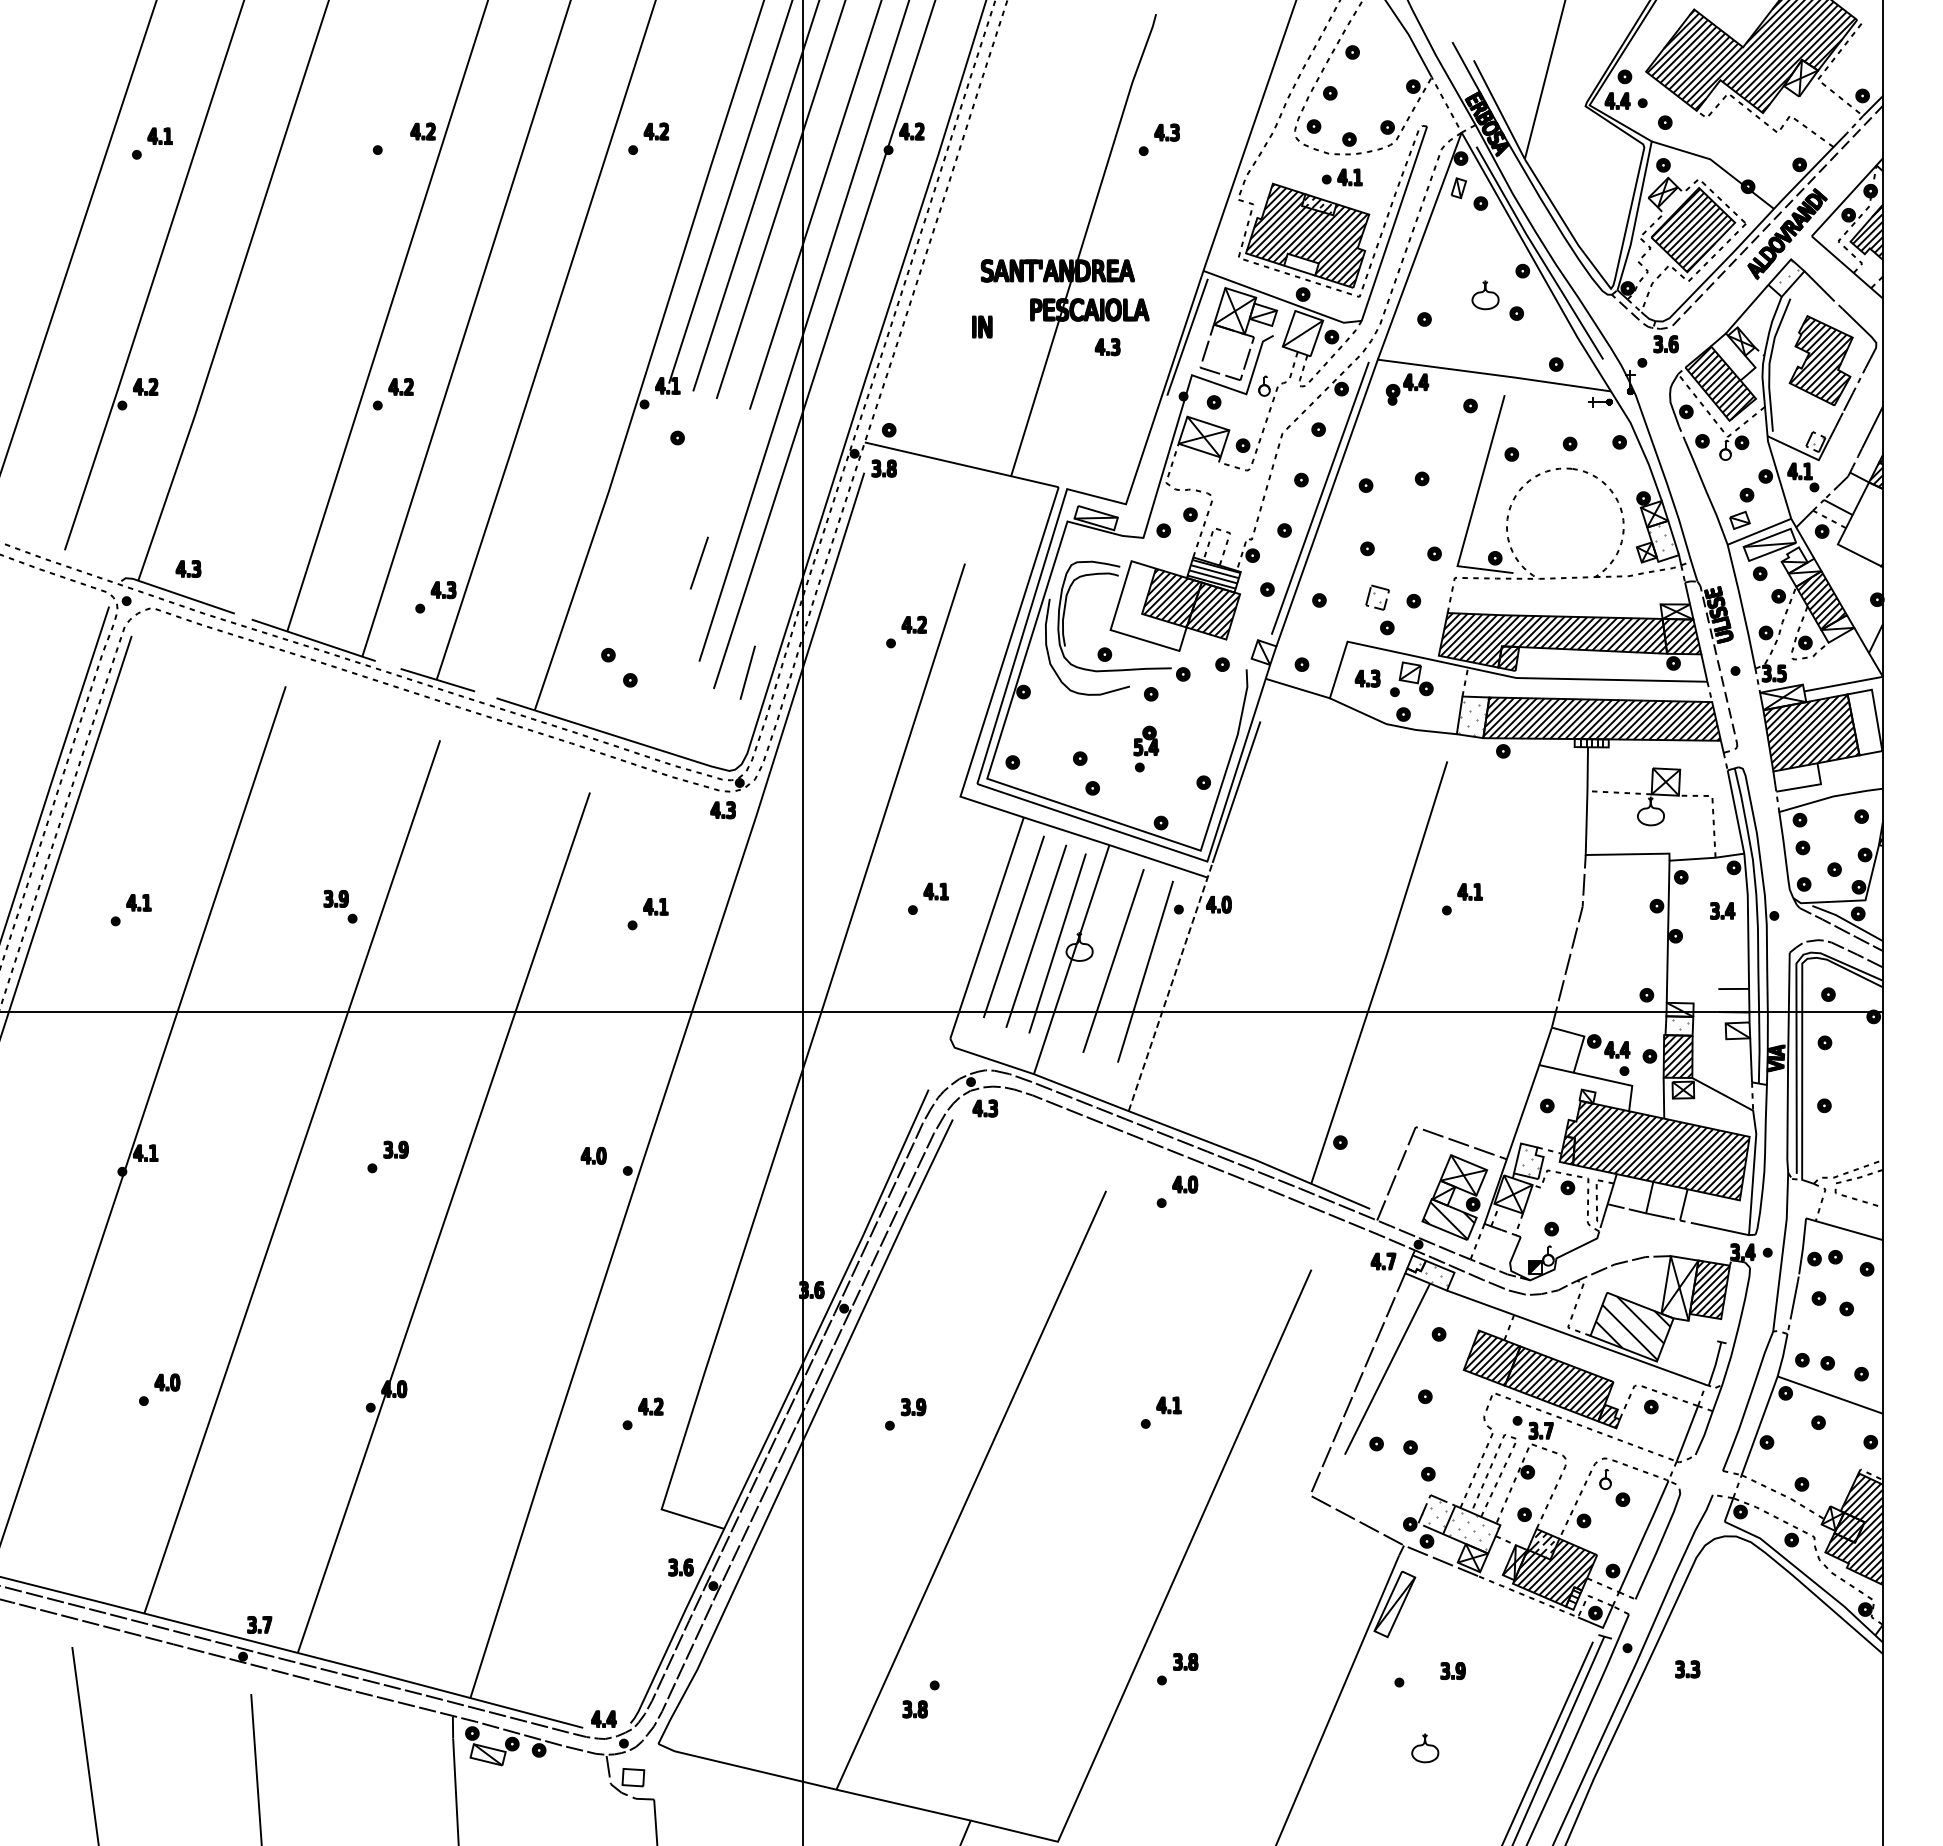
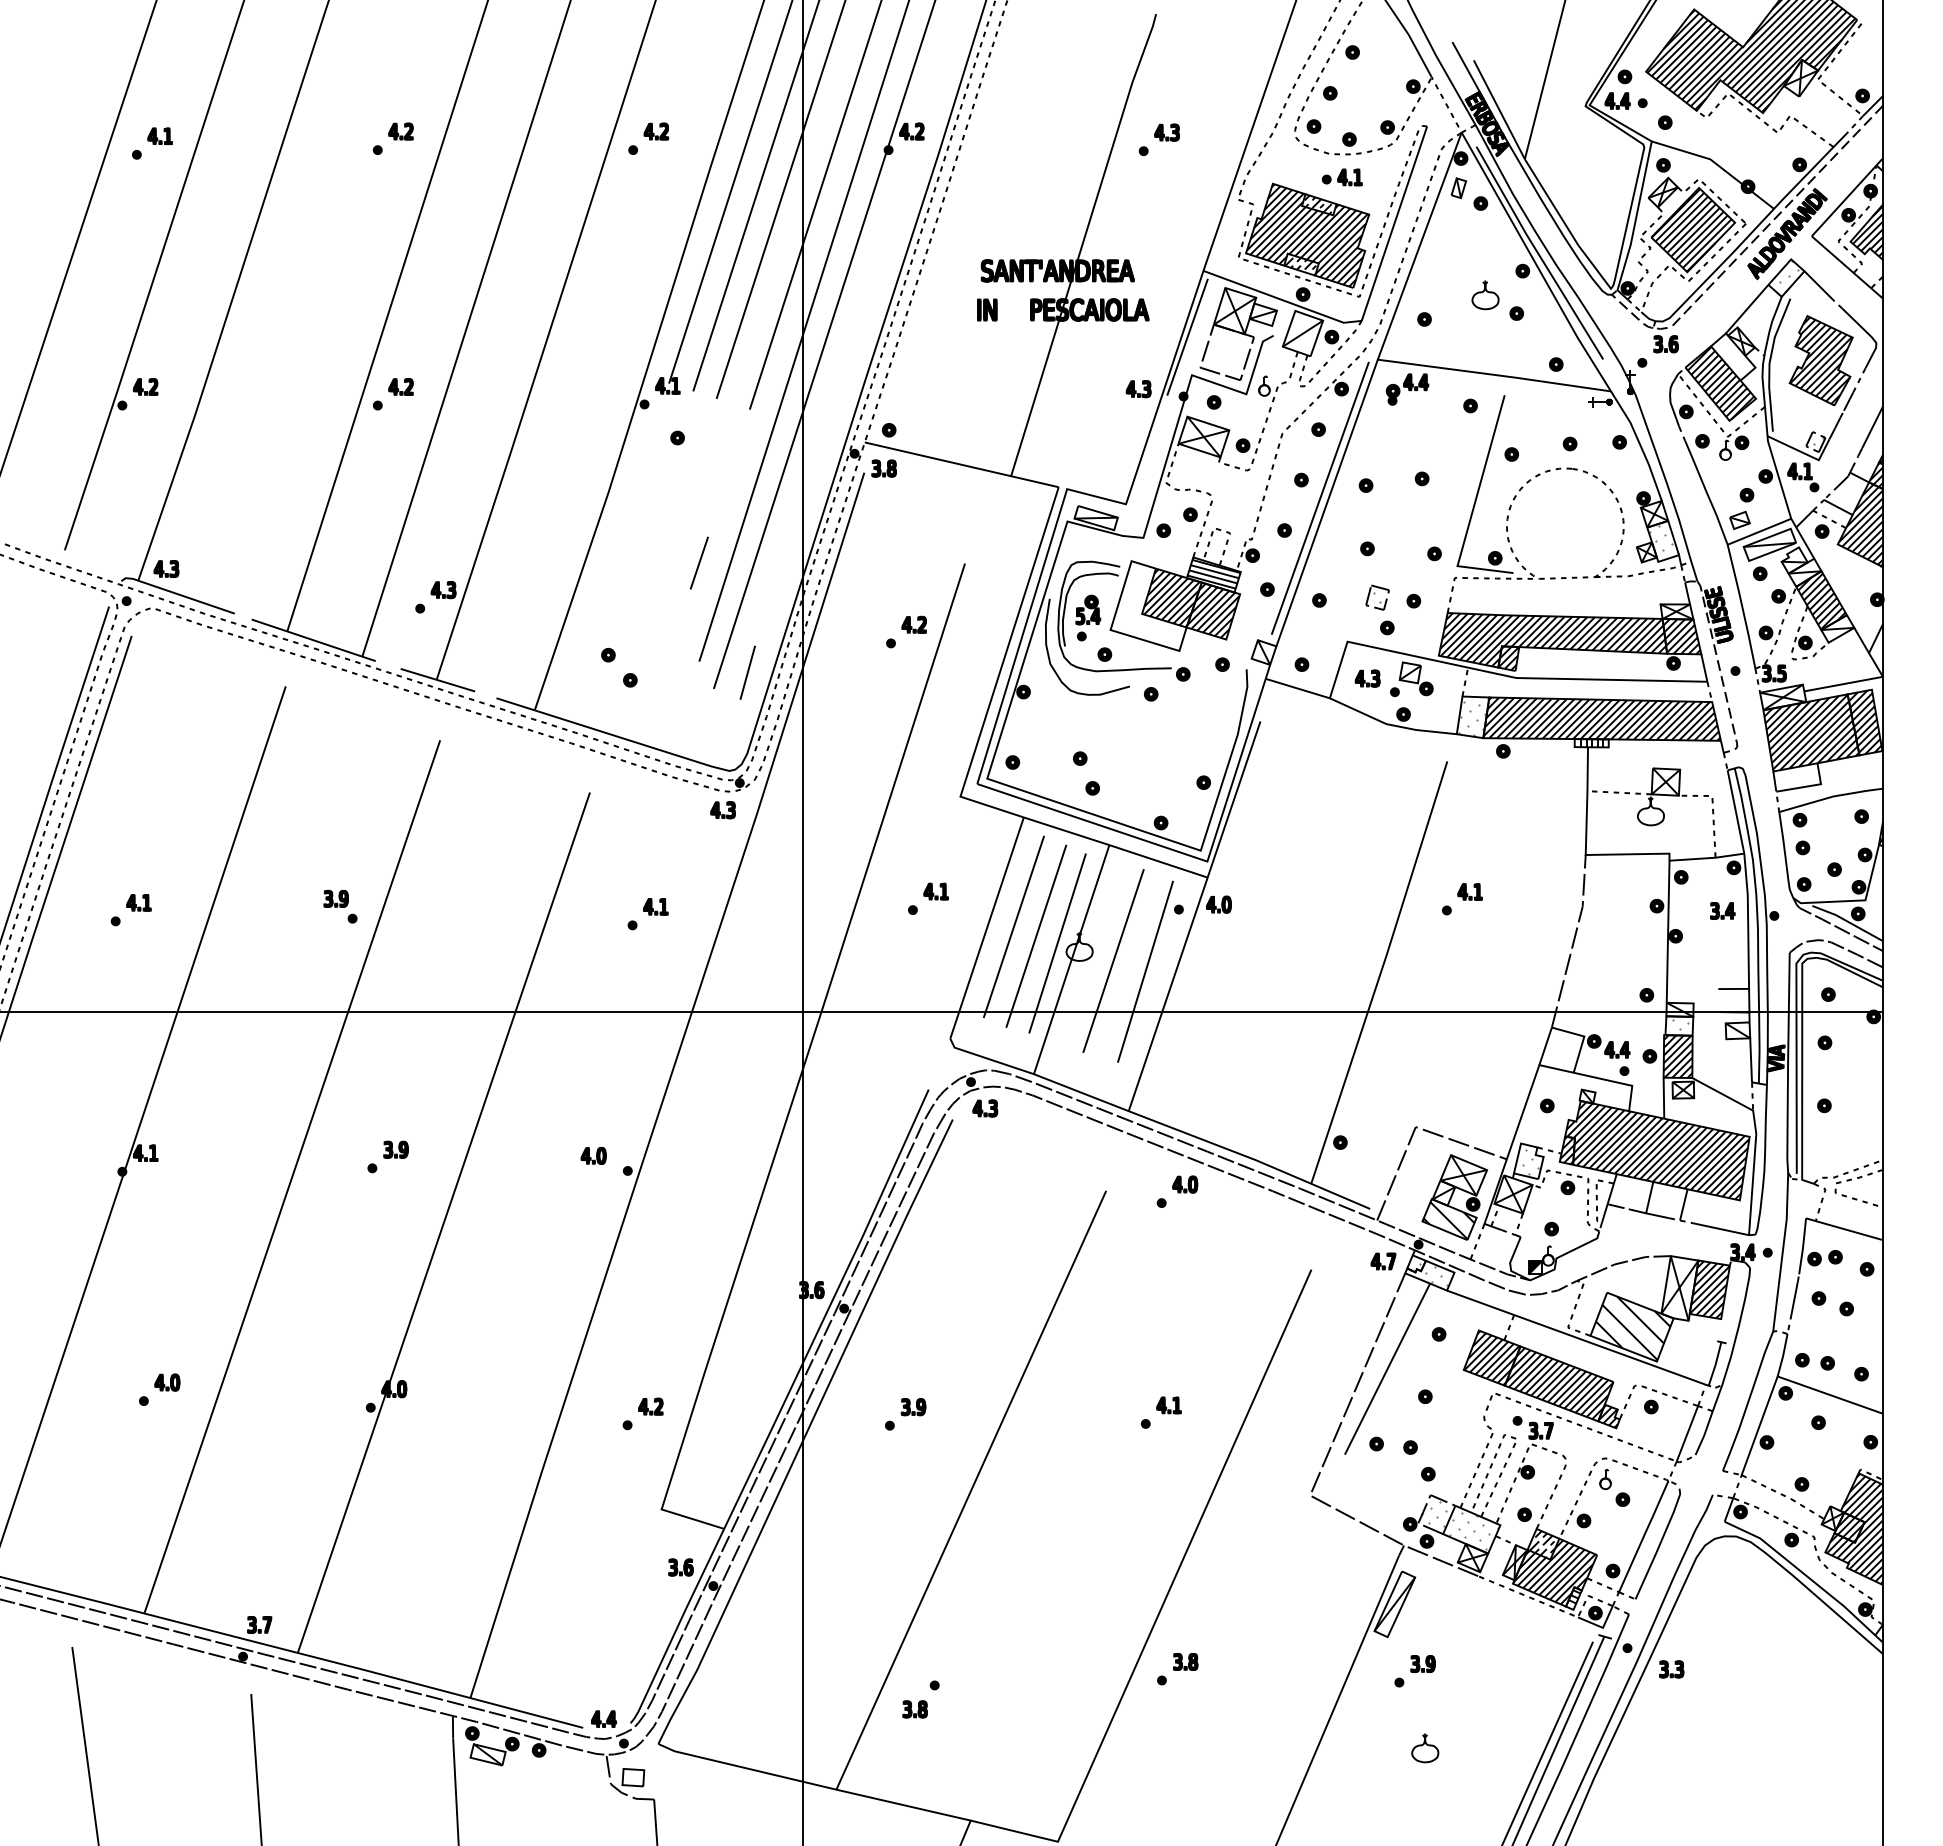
text position: (422, 131) -> (400, 131) (400, 131)
hatch: none -> present (1300, 266)
text position: (982, 326) -> (987, 309) (987, 309)
text position: (1107, 347) -> (1138, 389) (1138, 389)
hatch: none -> present (1860, 524)
text position: (188, 568) -> (166, 568) (166, 568)
hatch: none -> present (1864, 722)
part position: (1146, 748) -> (1088, 617) (1088, 617)
line: dashed -> solid (1170, 986)
text position: (1687, 1669) -> (1671, 1669) (1671, 1669)
text position: (1452, 1670) -> (1422, 1663) (1422, 1663)
